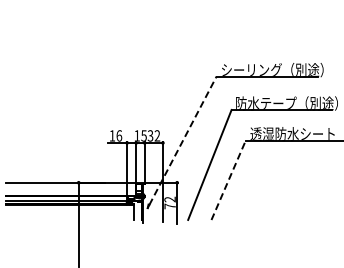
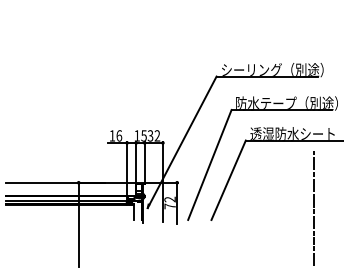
line: dashed -> solid (183, 140)
line: dashed -> solid (228, 179)
line: none -> present (313, 207)
